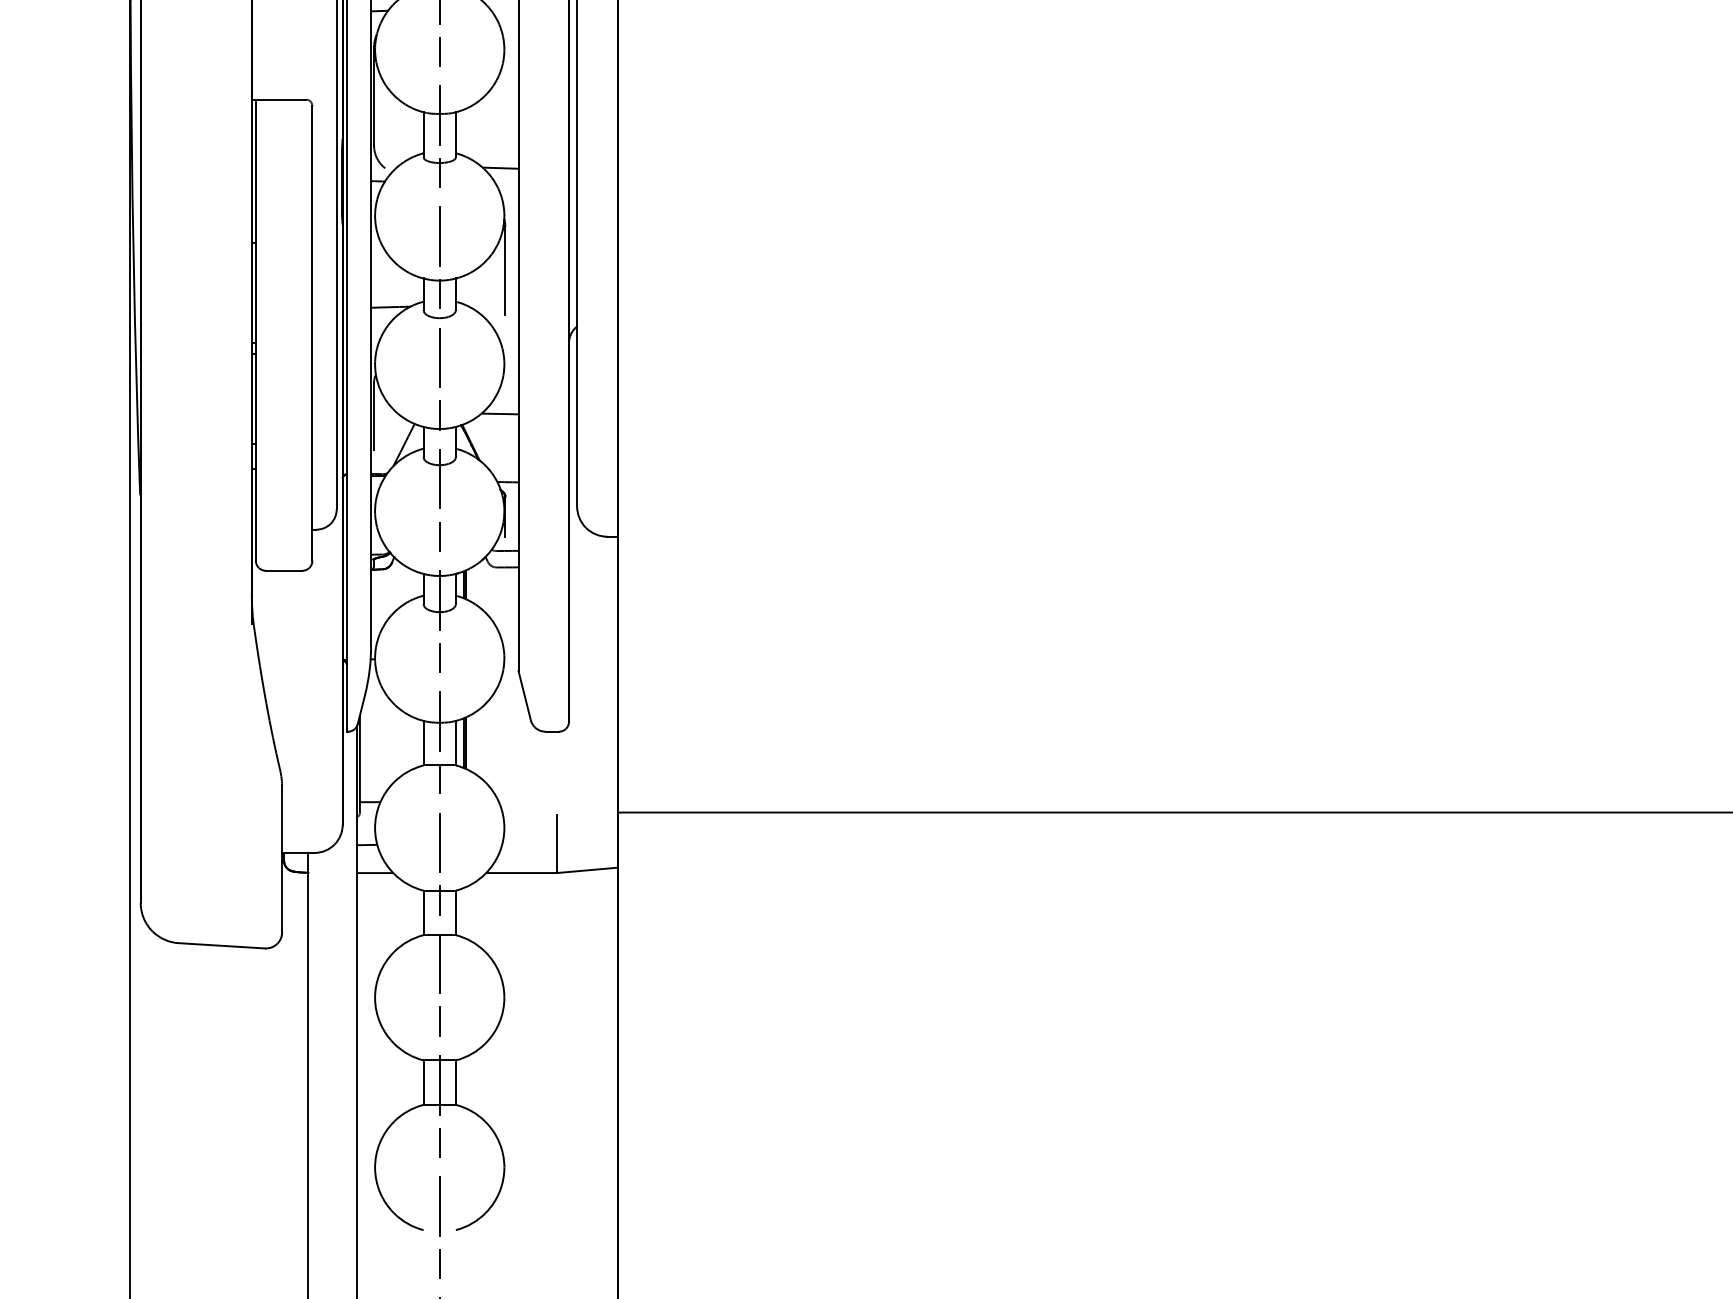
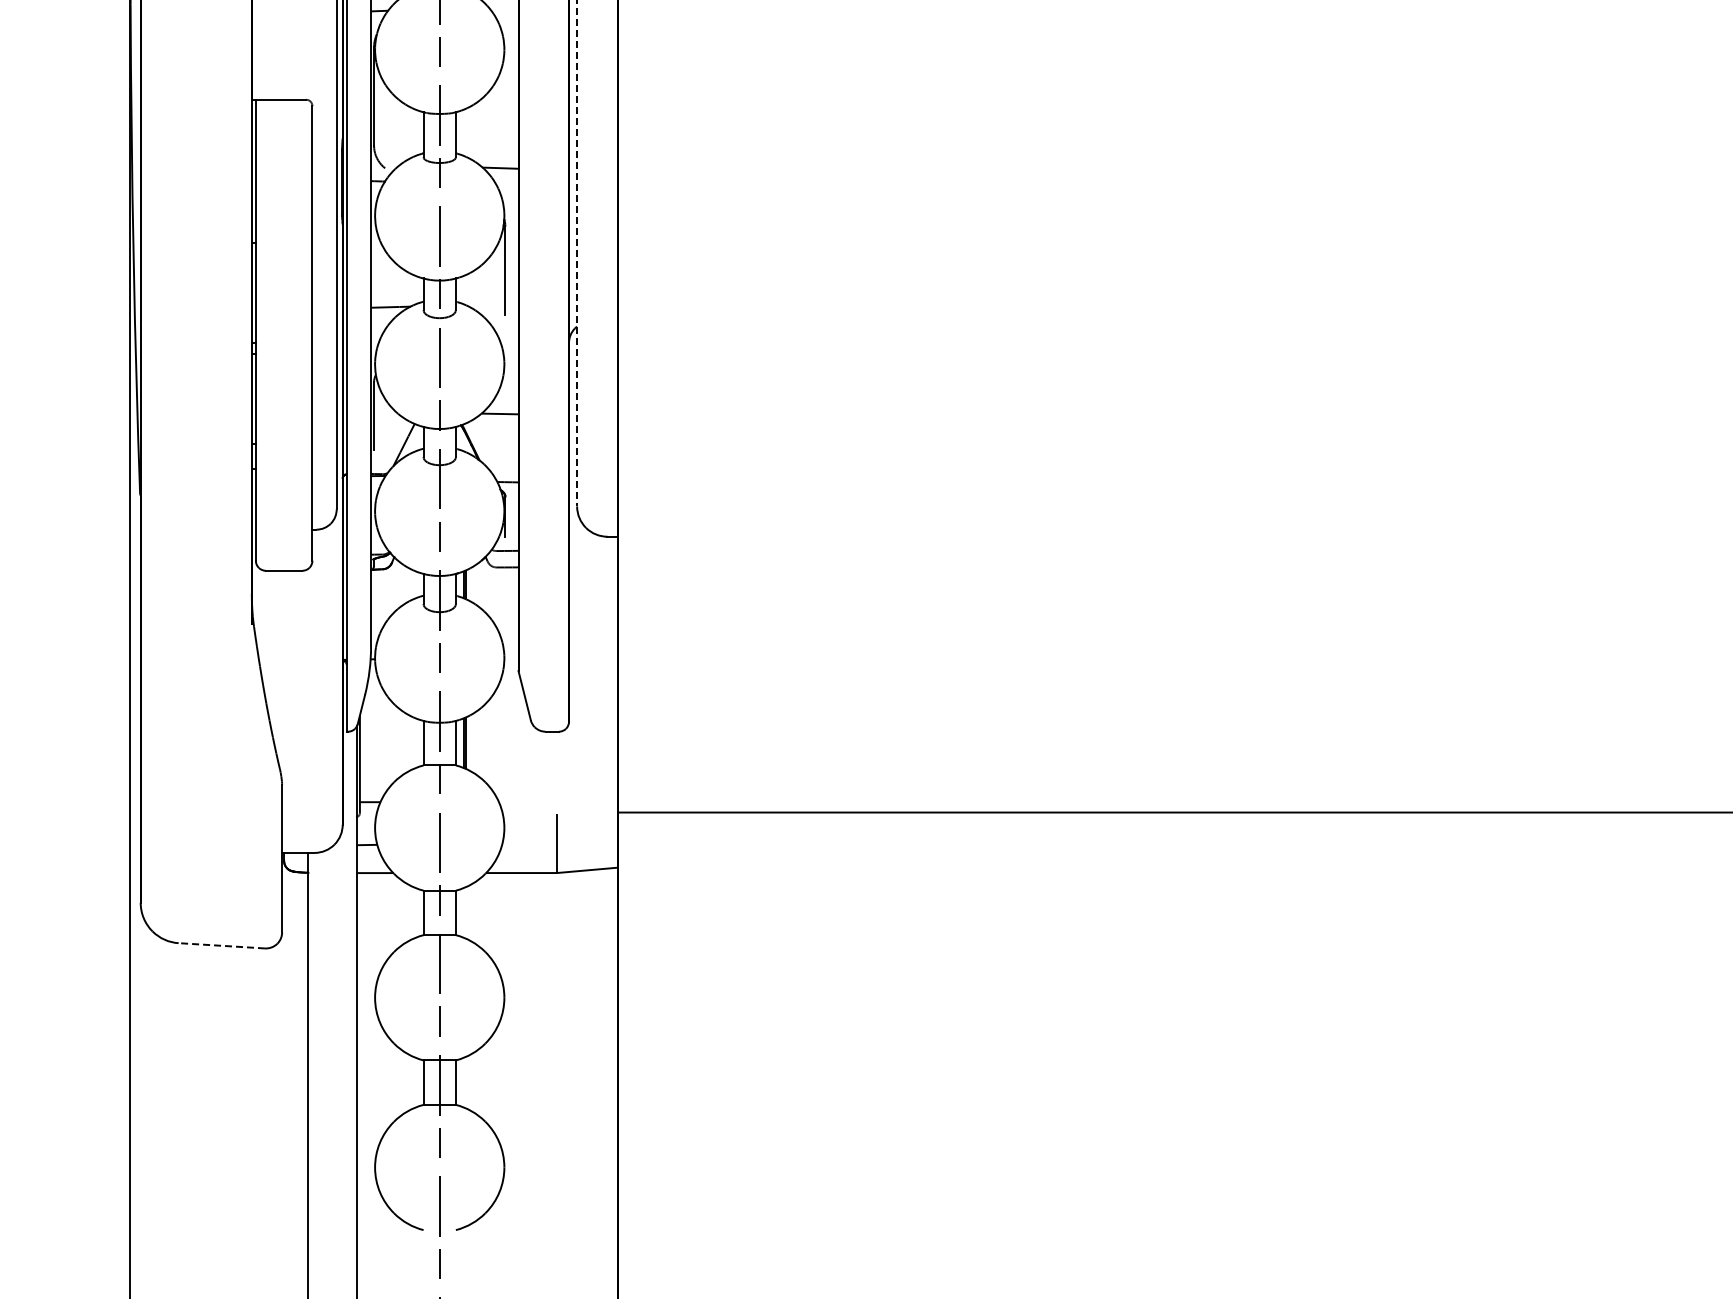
line: solid -> dashed (577, 253)
line: solid -> dashed (221, 945)
